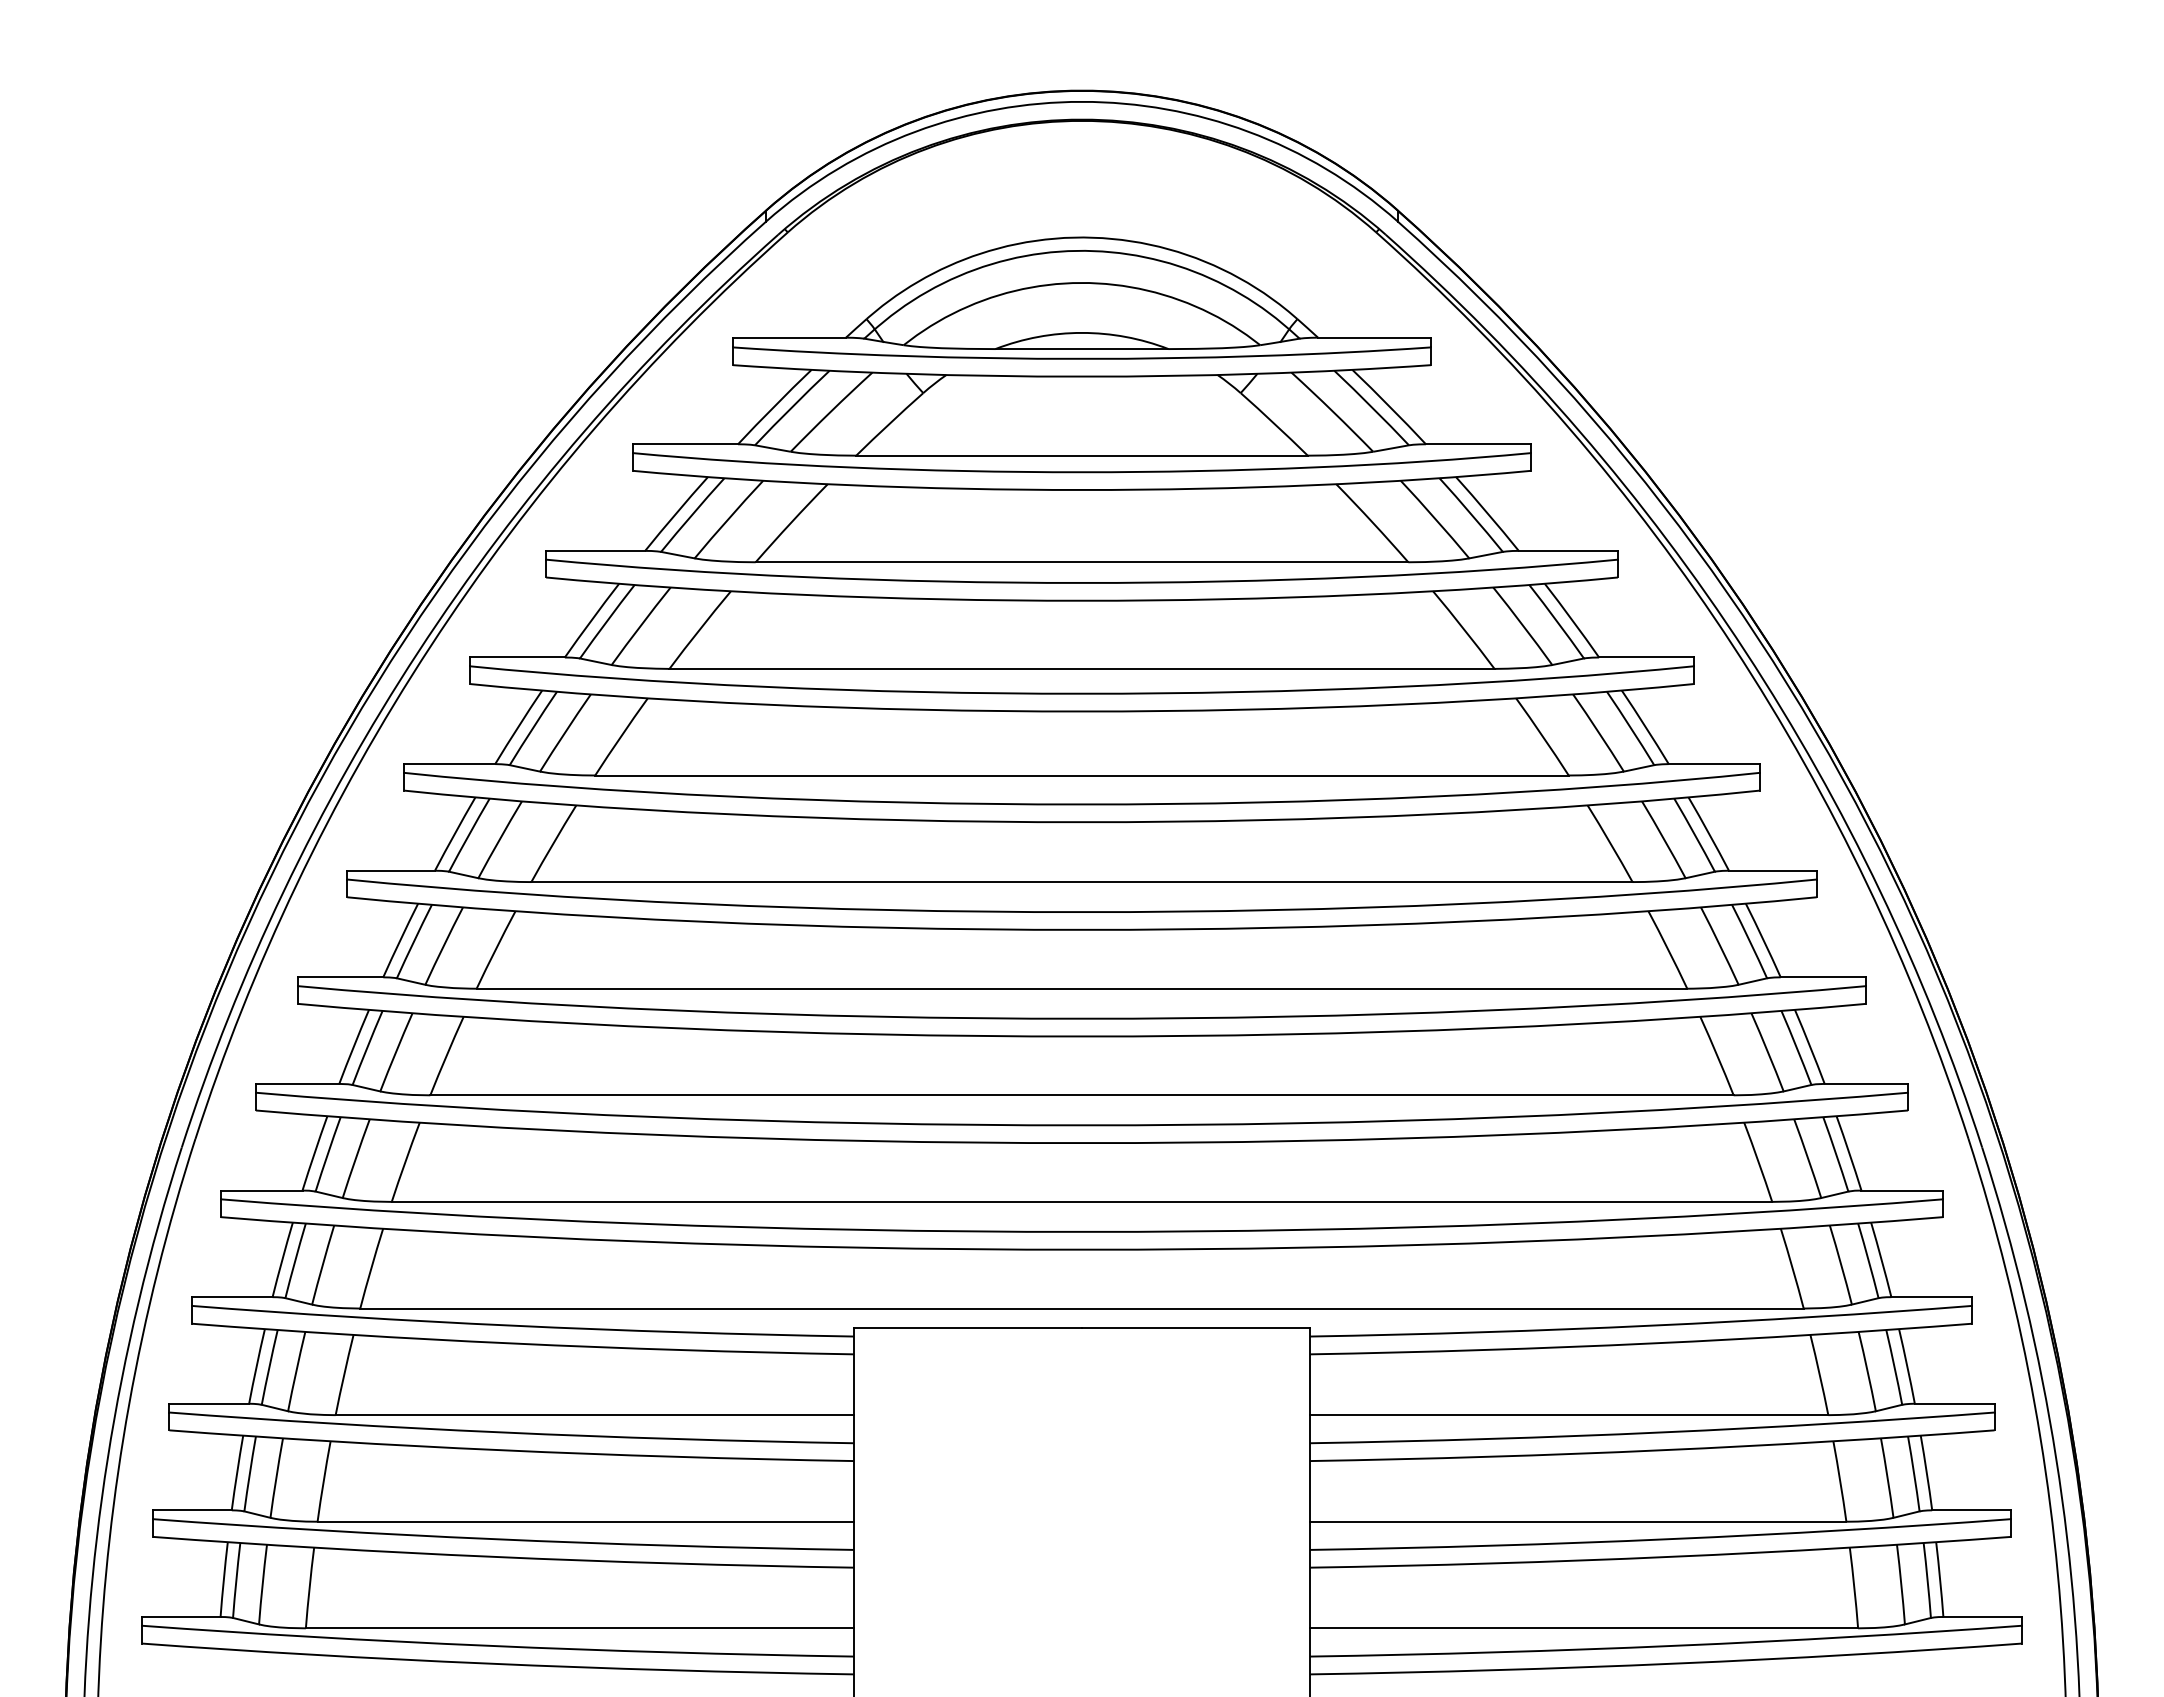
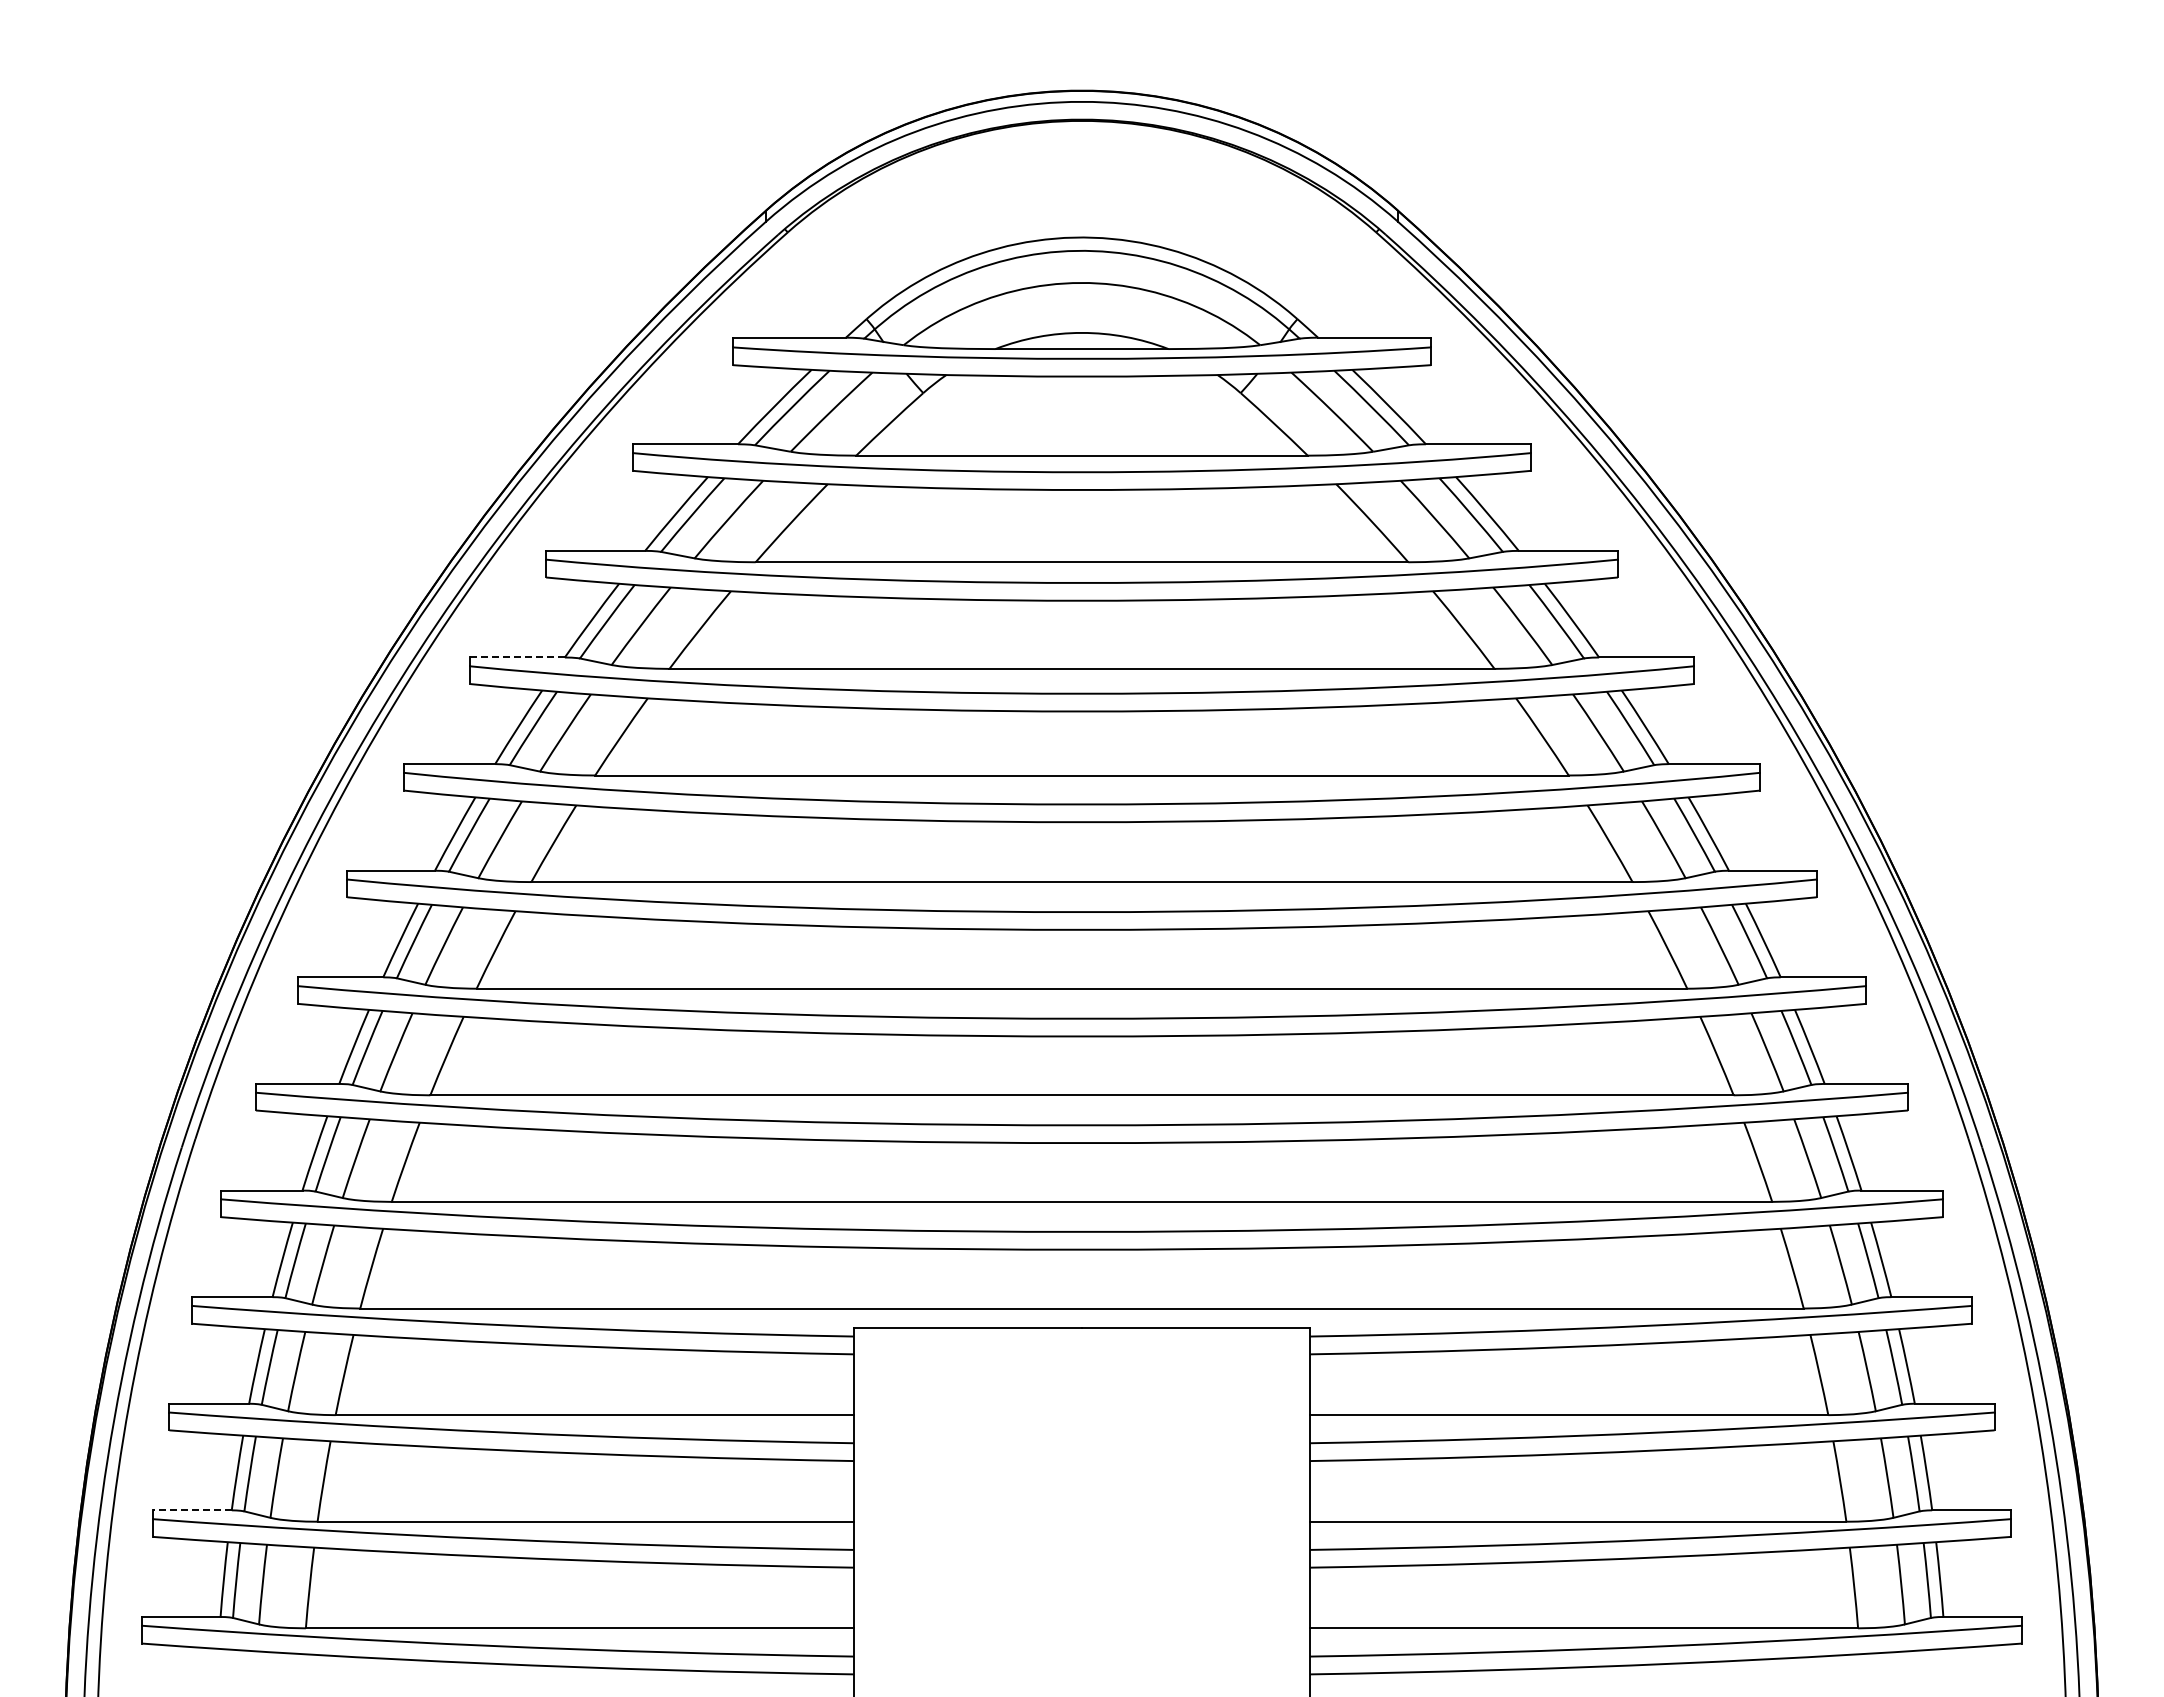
line: solid -> dashed (517, 657)
line: solid -> dashed (191, 1510)
